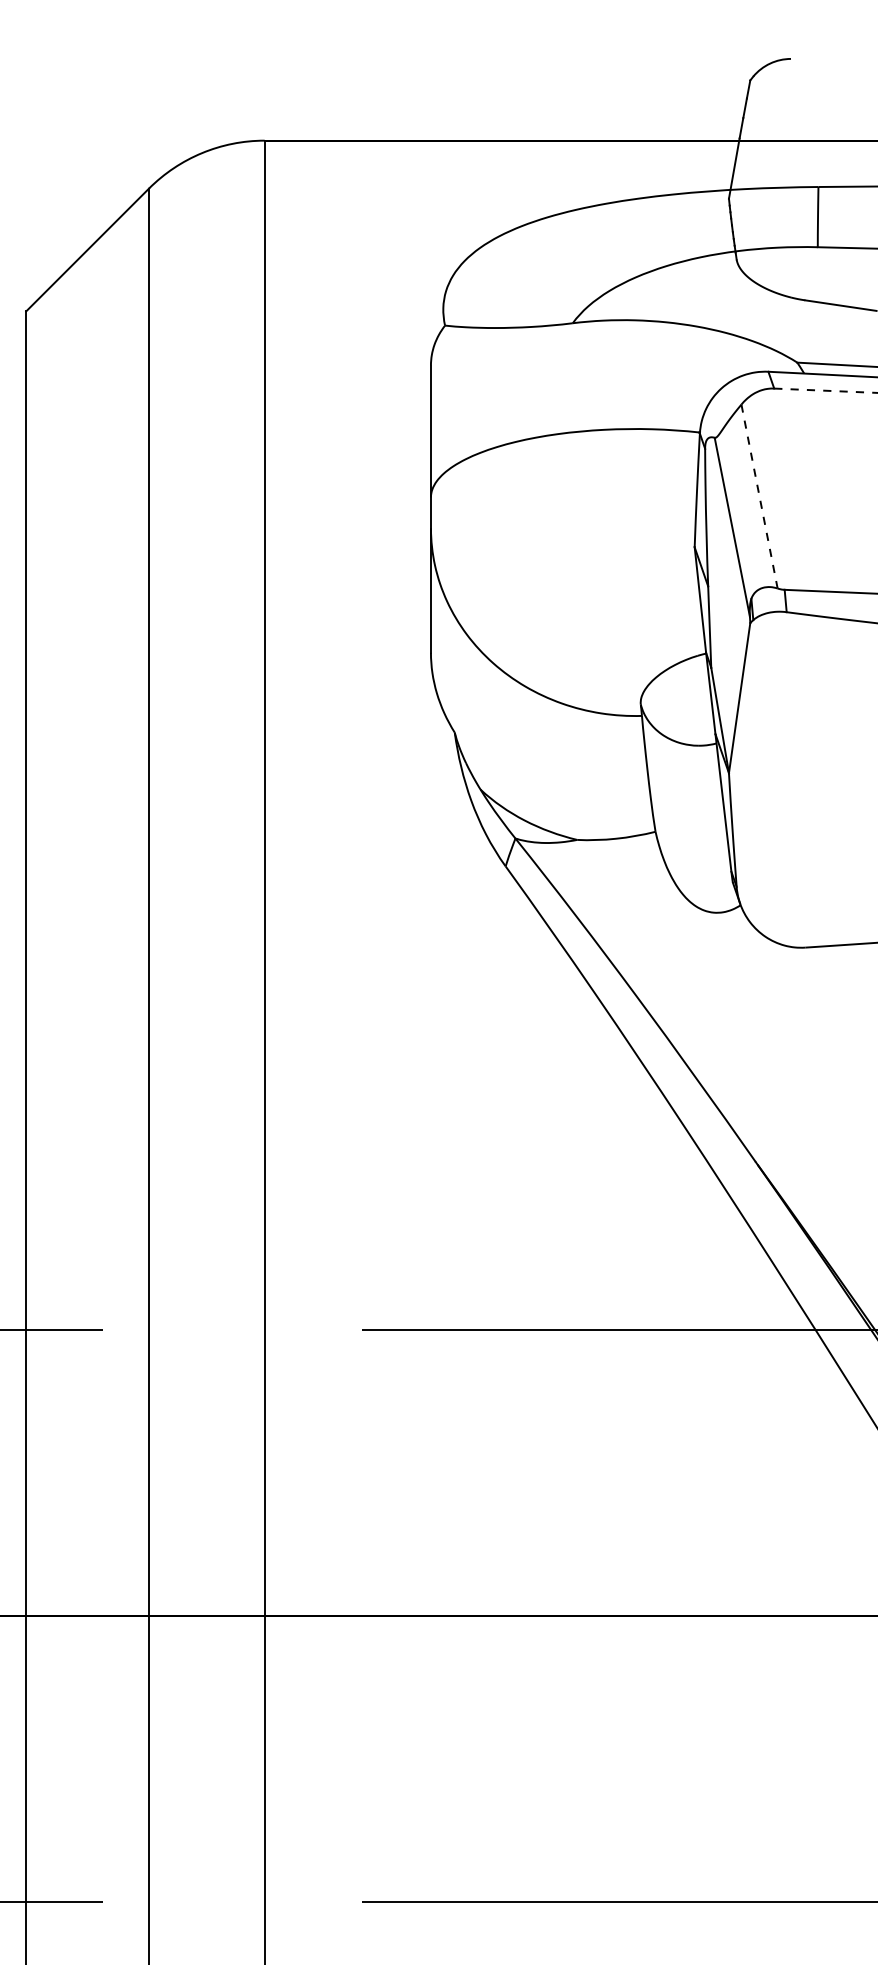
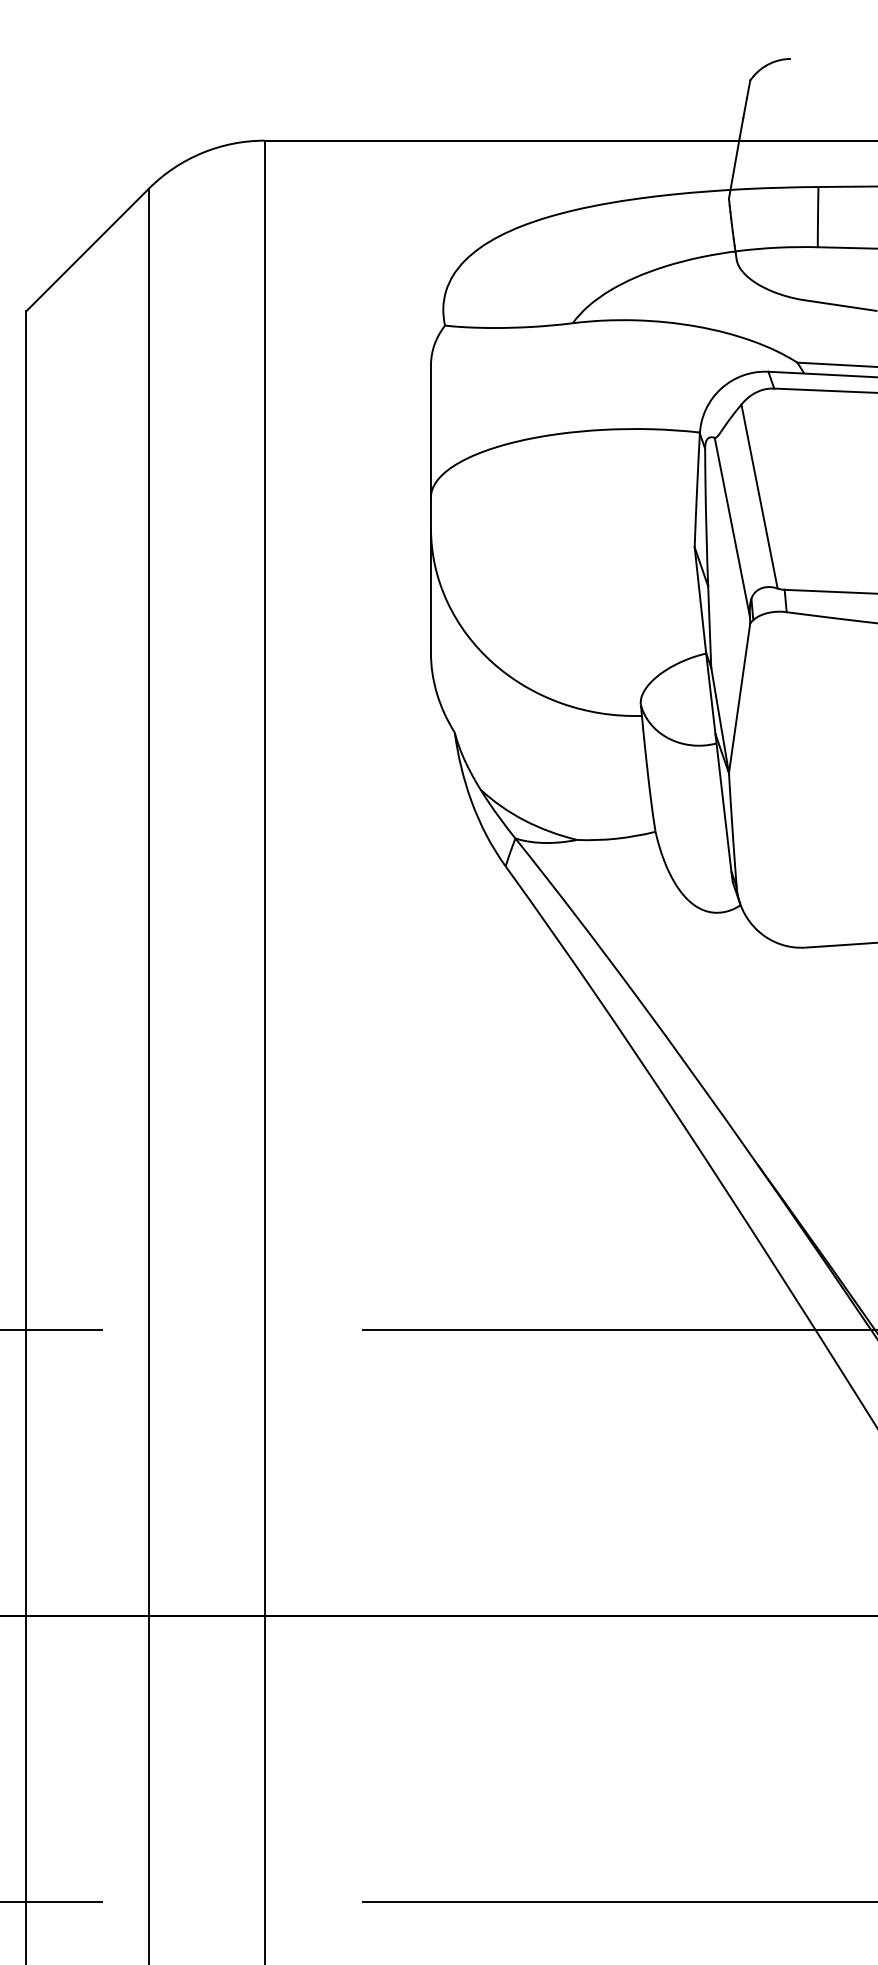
line: dashed -> solid (826, 390)
line: dashed -> solid (759, 496)
